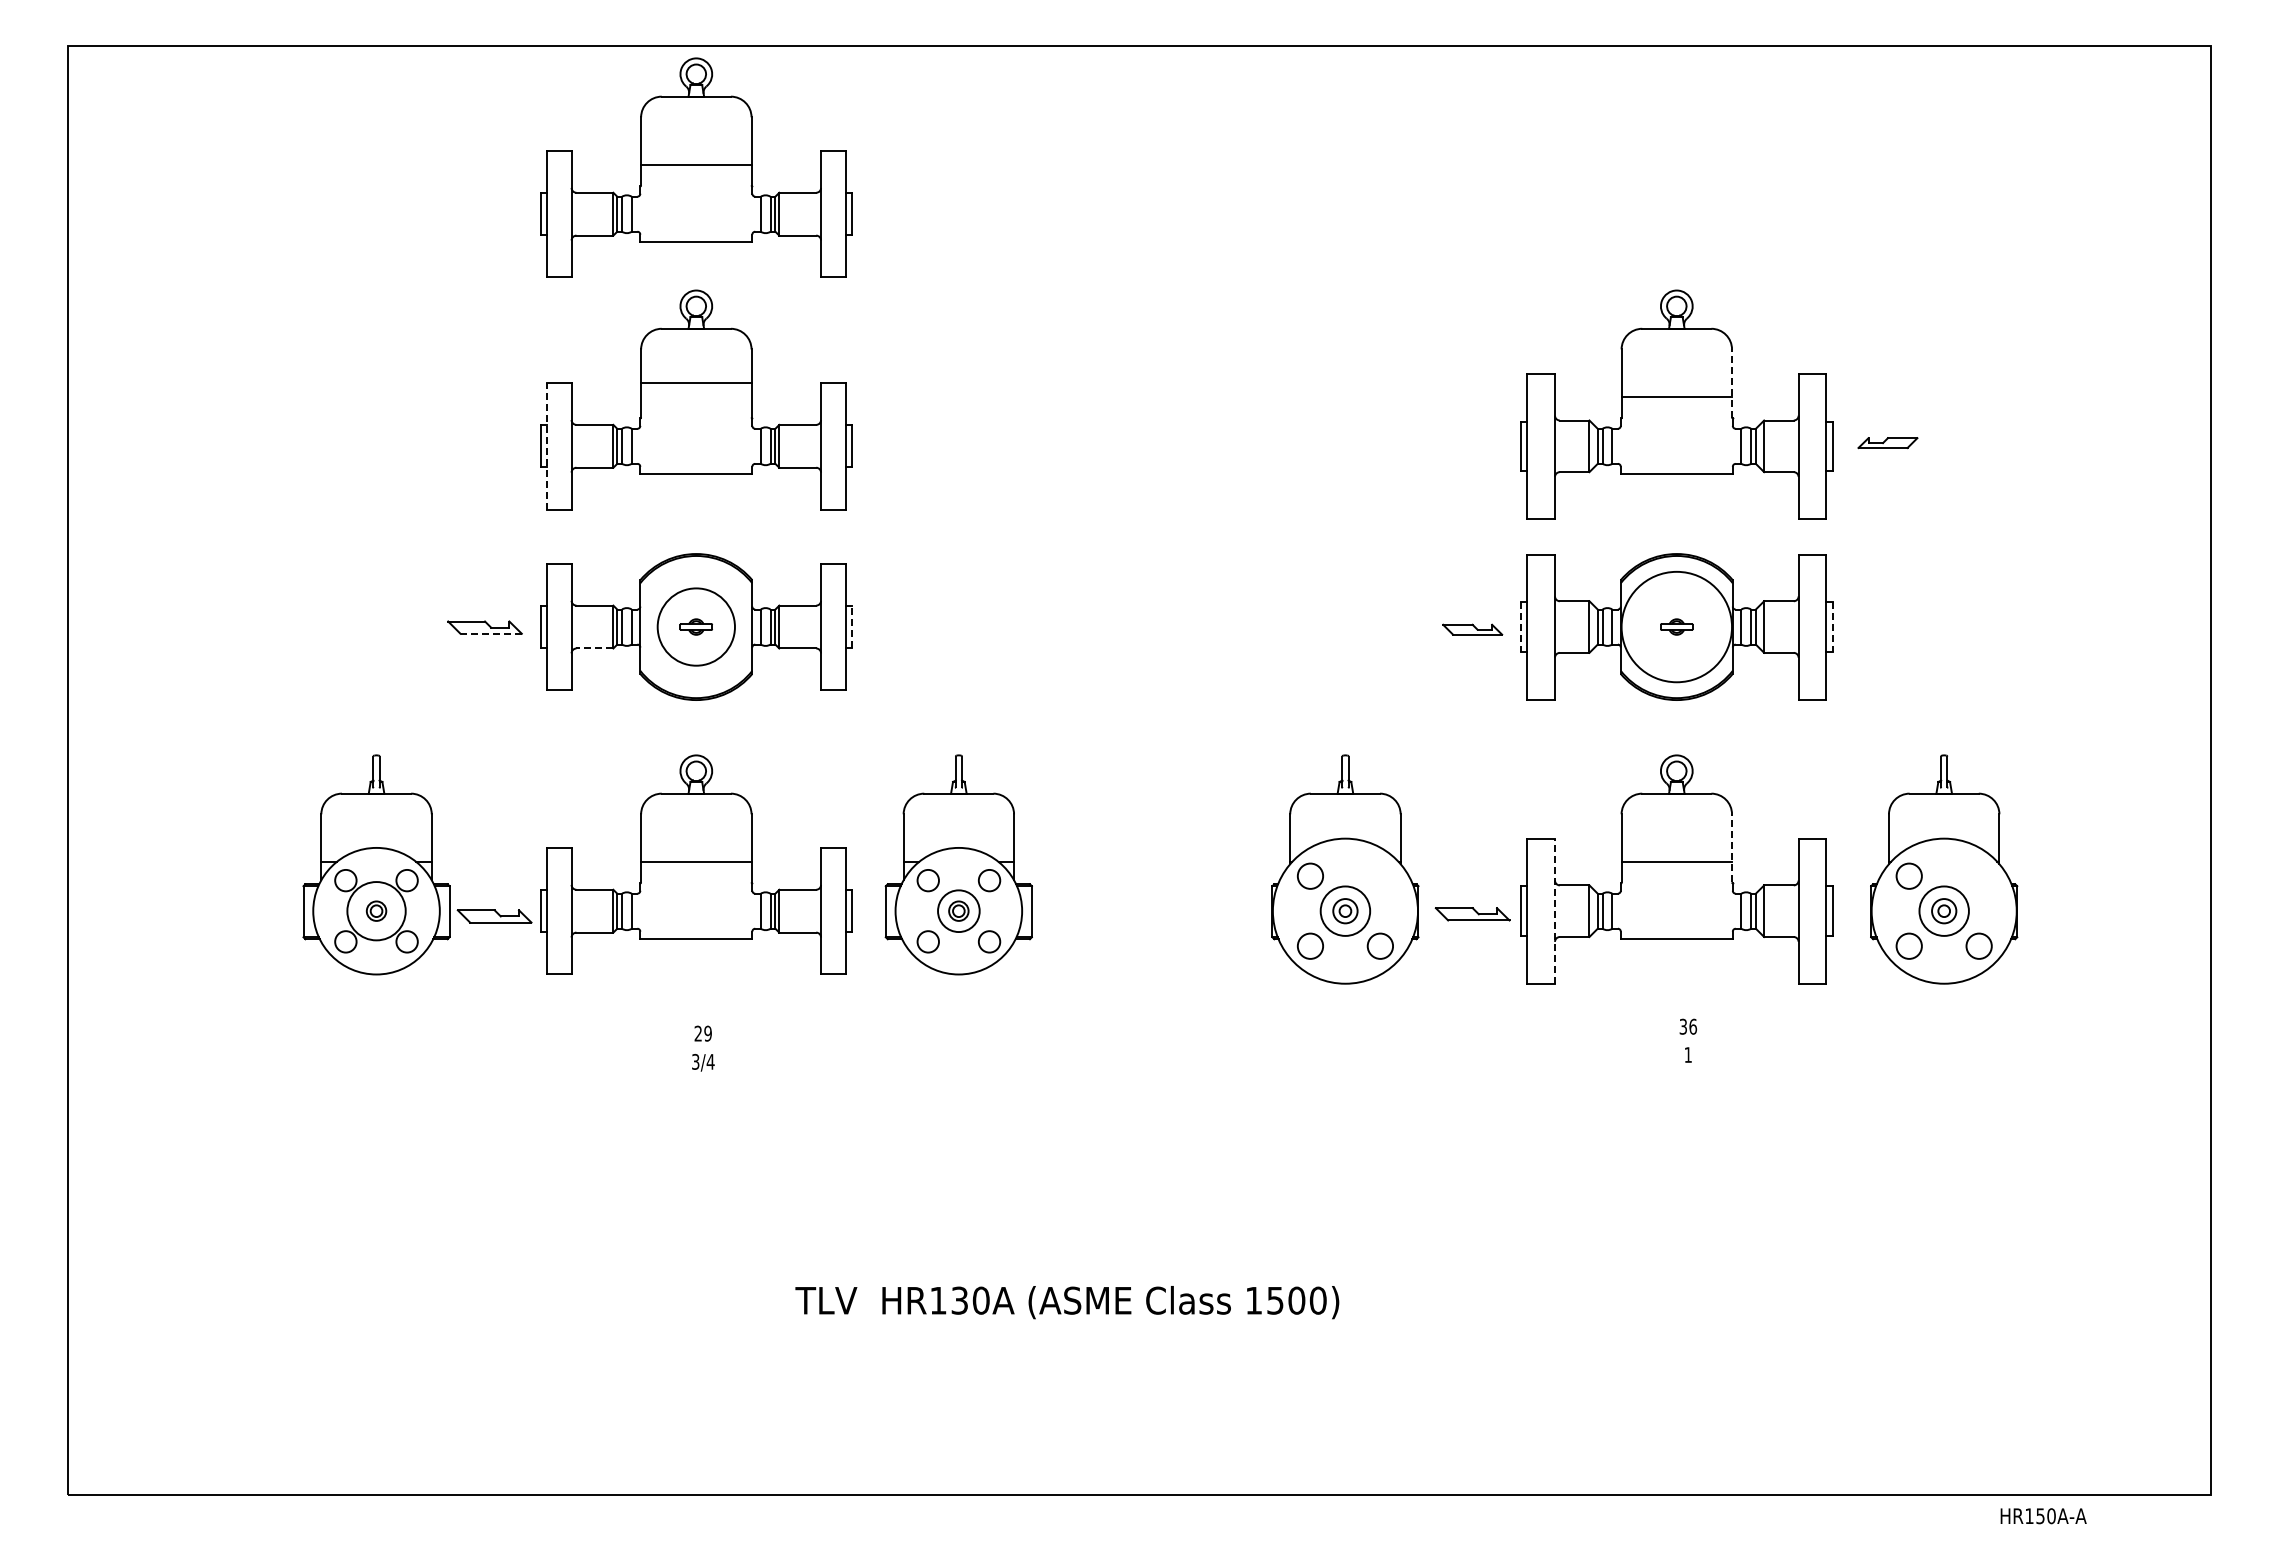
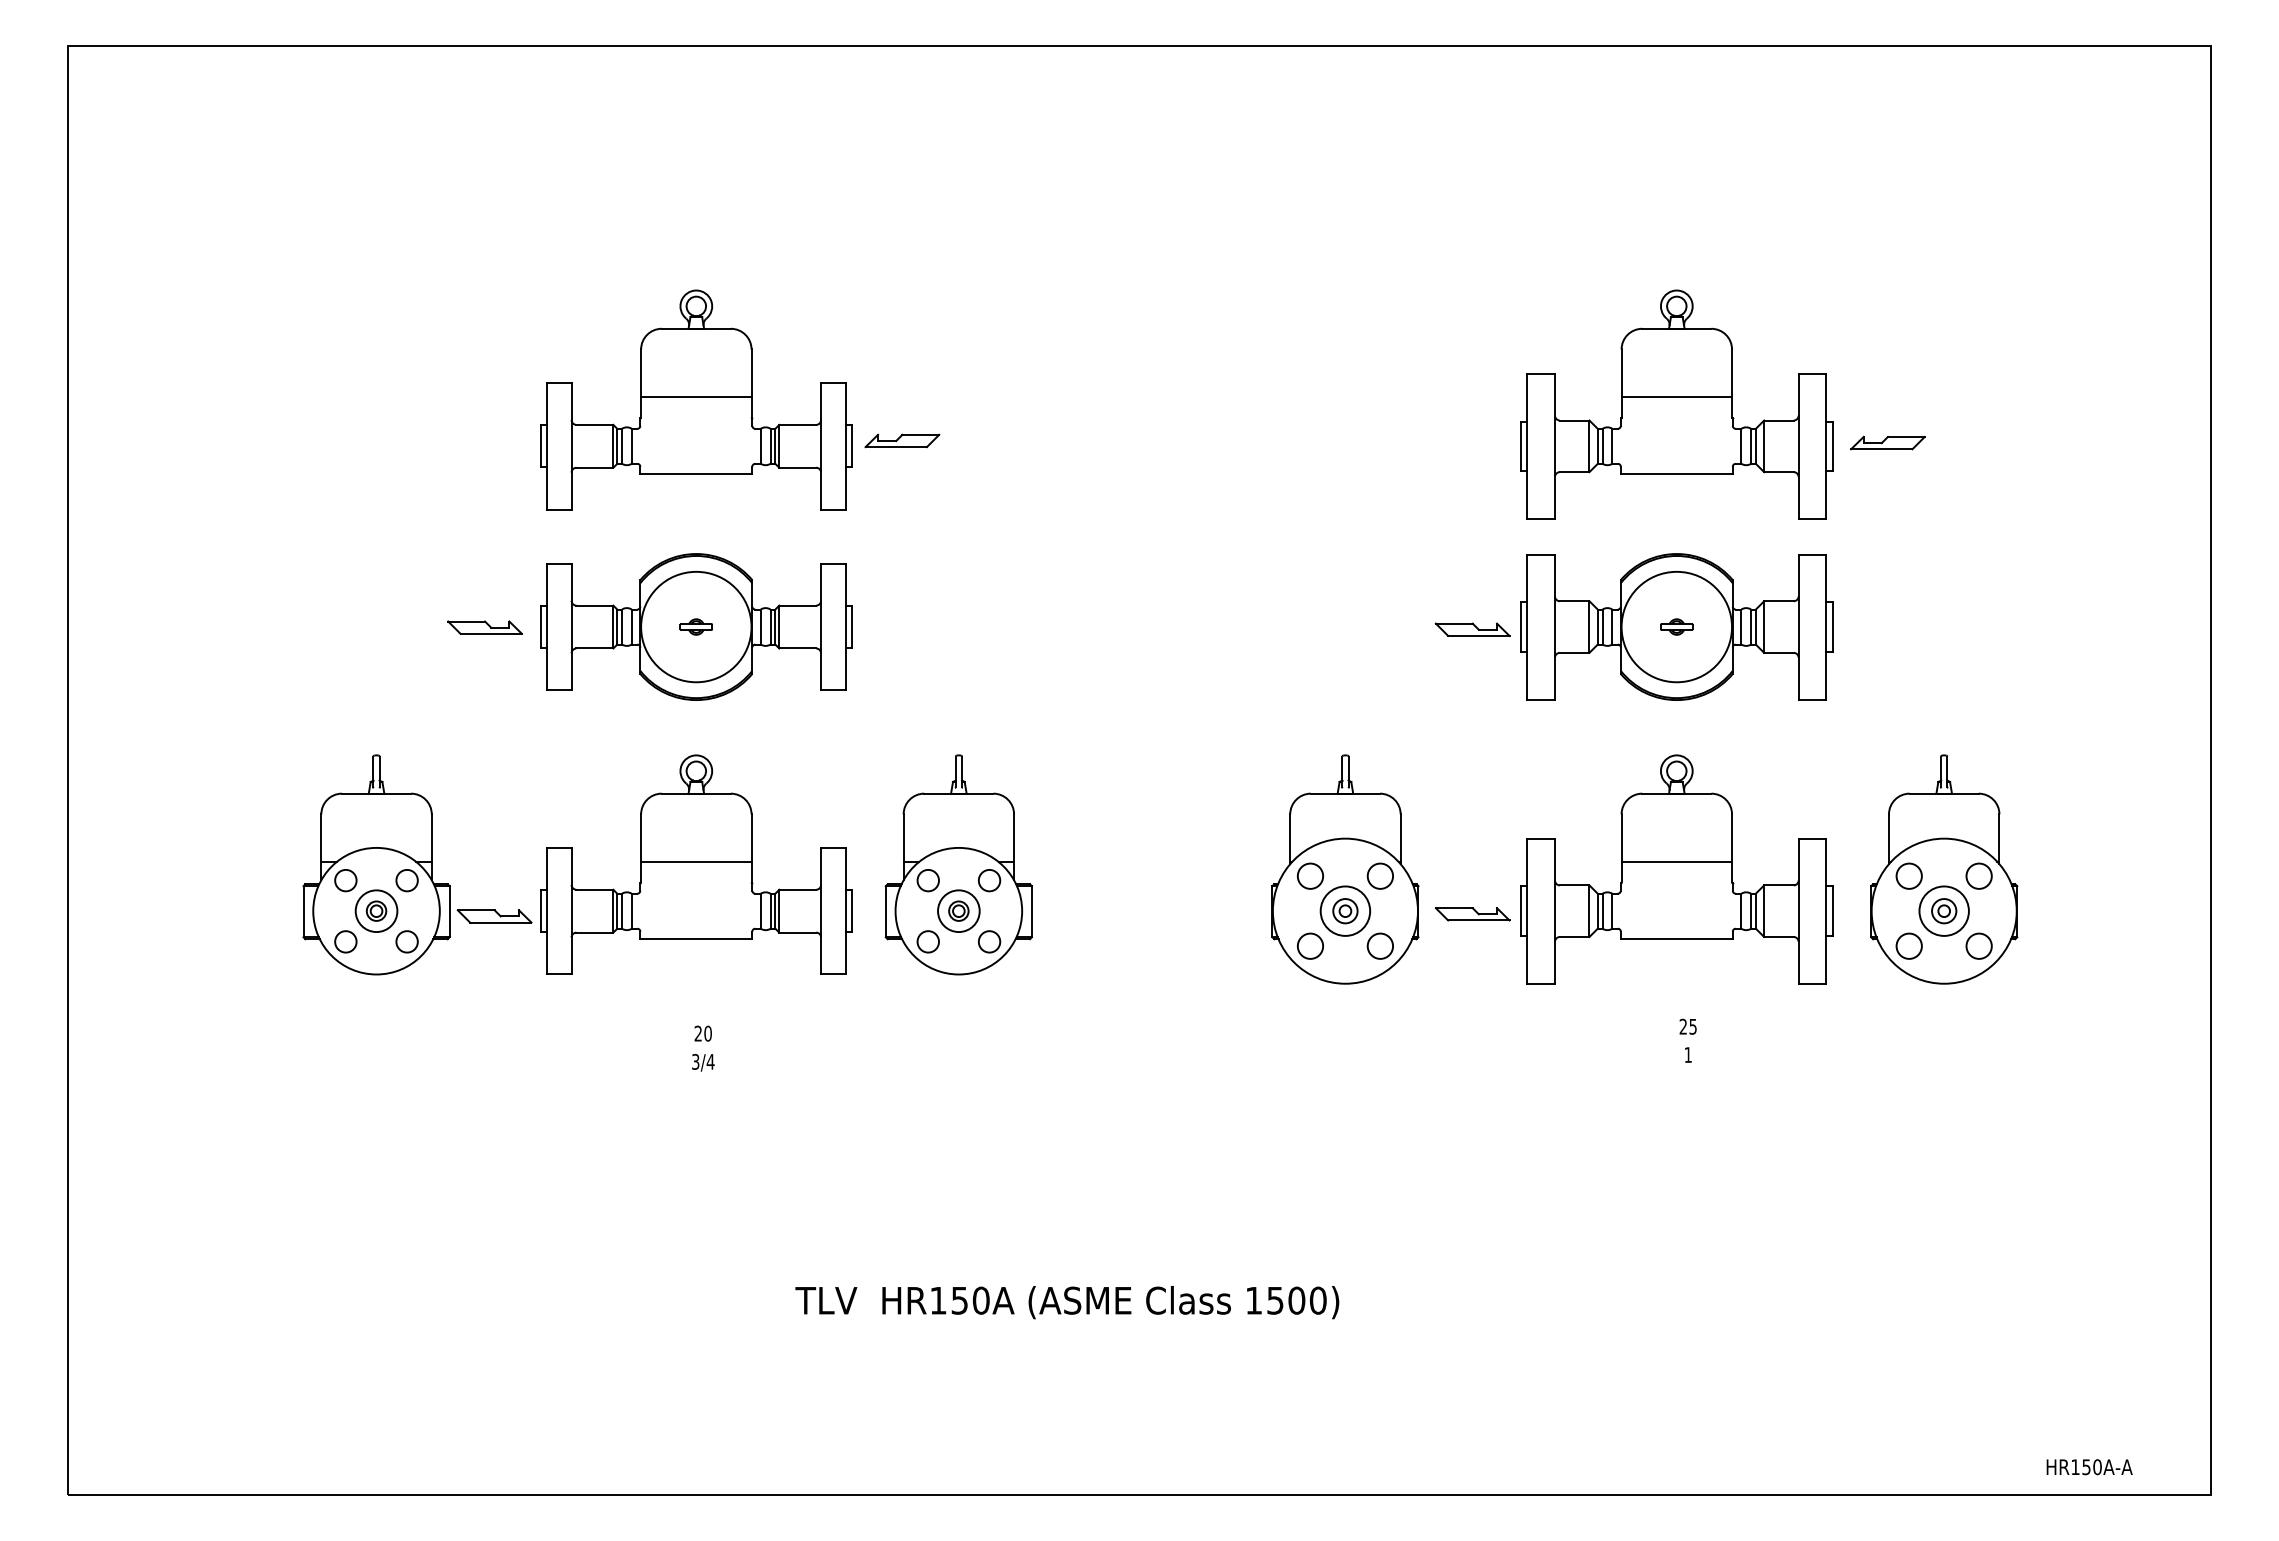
part: present -> none (696, 167)
line position: (696, 382) -> (696, 396) (696, 396)
line: dashed -> solid (1732, 382)
part: none -> present (902, 440)
part size: 62x13 px -> 76x16 px (1887, 442)
line: dashed -> solid (546, 445)
circle diameter: 77 px -> 110 px (696, 626)
line: dashed -> solid (852, 627)
line: dashed -> solid (1521, 627)
line: dashed -> solid (1832, 627)
part size: 62x13 px -> 77x15 px (1472, 629)
line: dashed -> solid (491, 633)
line: dashed -> solid (594, 648)
line: dashed -> solid (1732, 847)
circle: none -> present (1379, 875)
circle: none -> present (1978, 875)
circle diameter: 58 px -> 42 px (376, 911)
line: dashed -> solid (1555, 911)
text: 36 -> 25 (1688, 1026)
text: 29 -> 20 (707, 1033)
text: HR130A -> HR150A (959, 1300)
text position: (2043, 1516) -> (2089, 1467) (2089, 1467)
